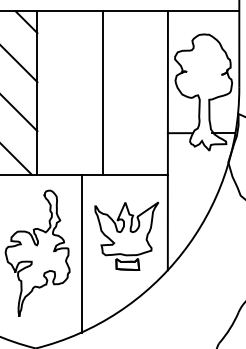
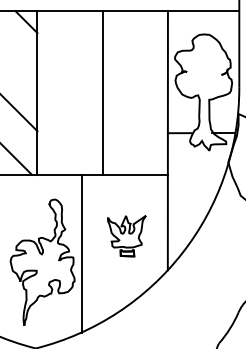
line: present -> none (19, 64)
part size: 66x70 px -> 40x43 px (126, 236)
part position: (37, 252) -> (42, 261) (42, 261)
